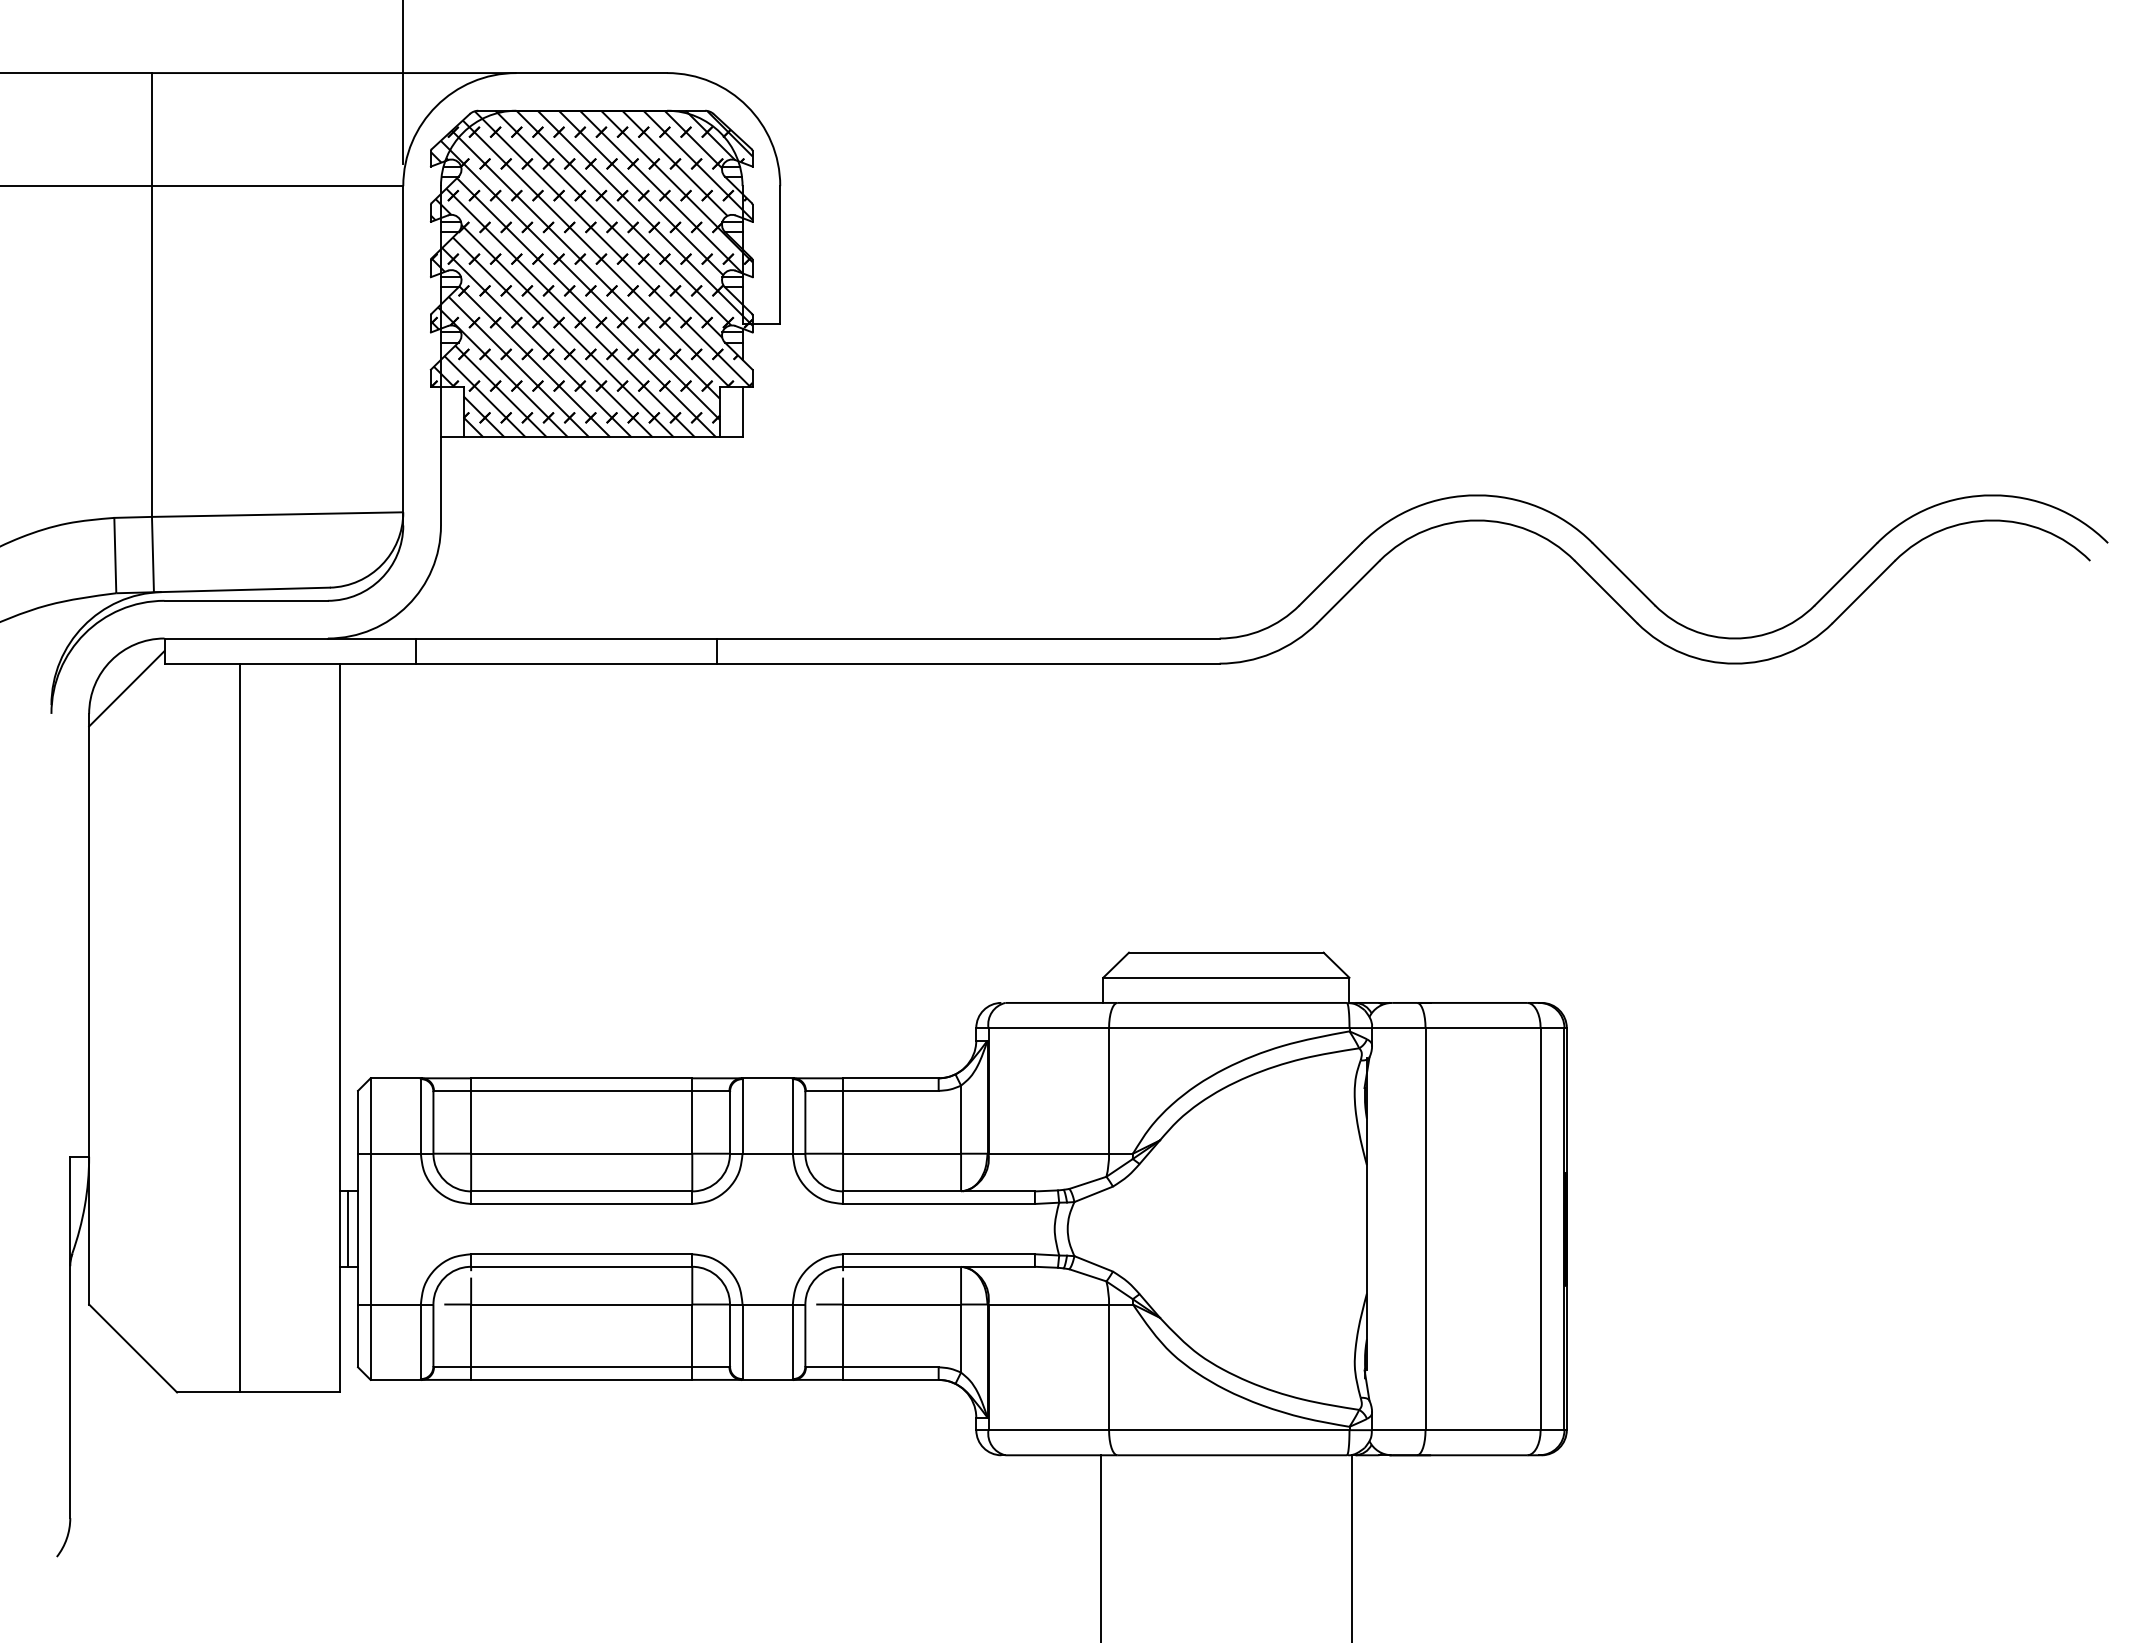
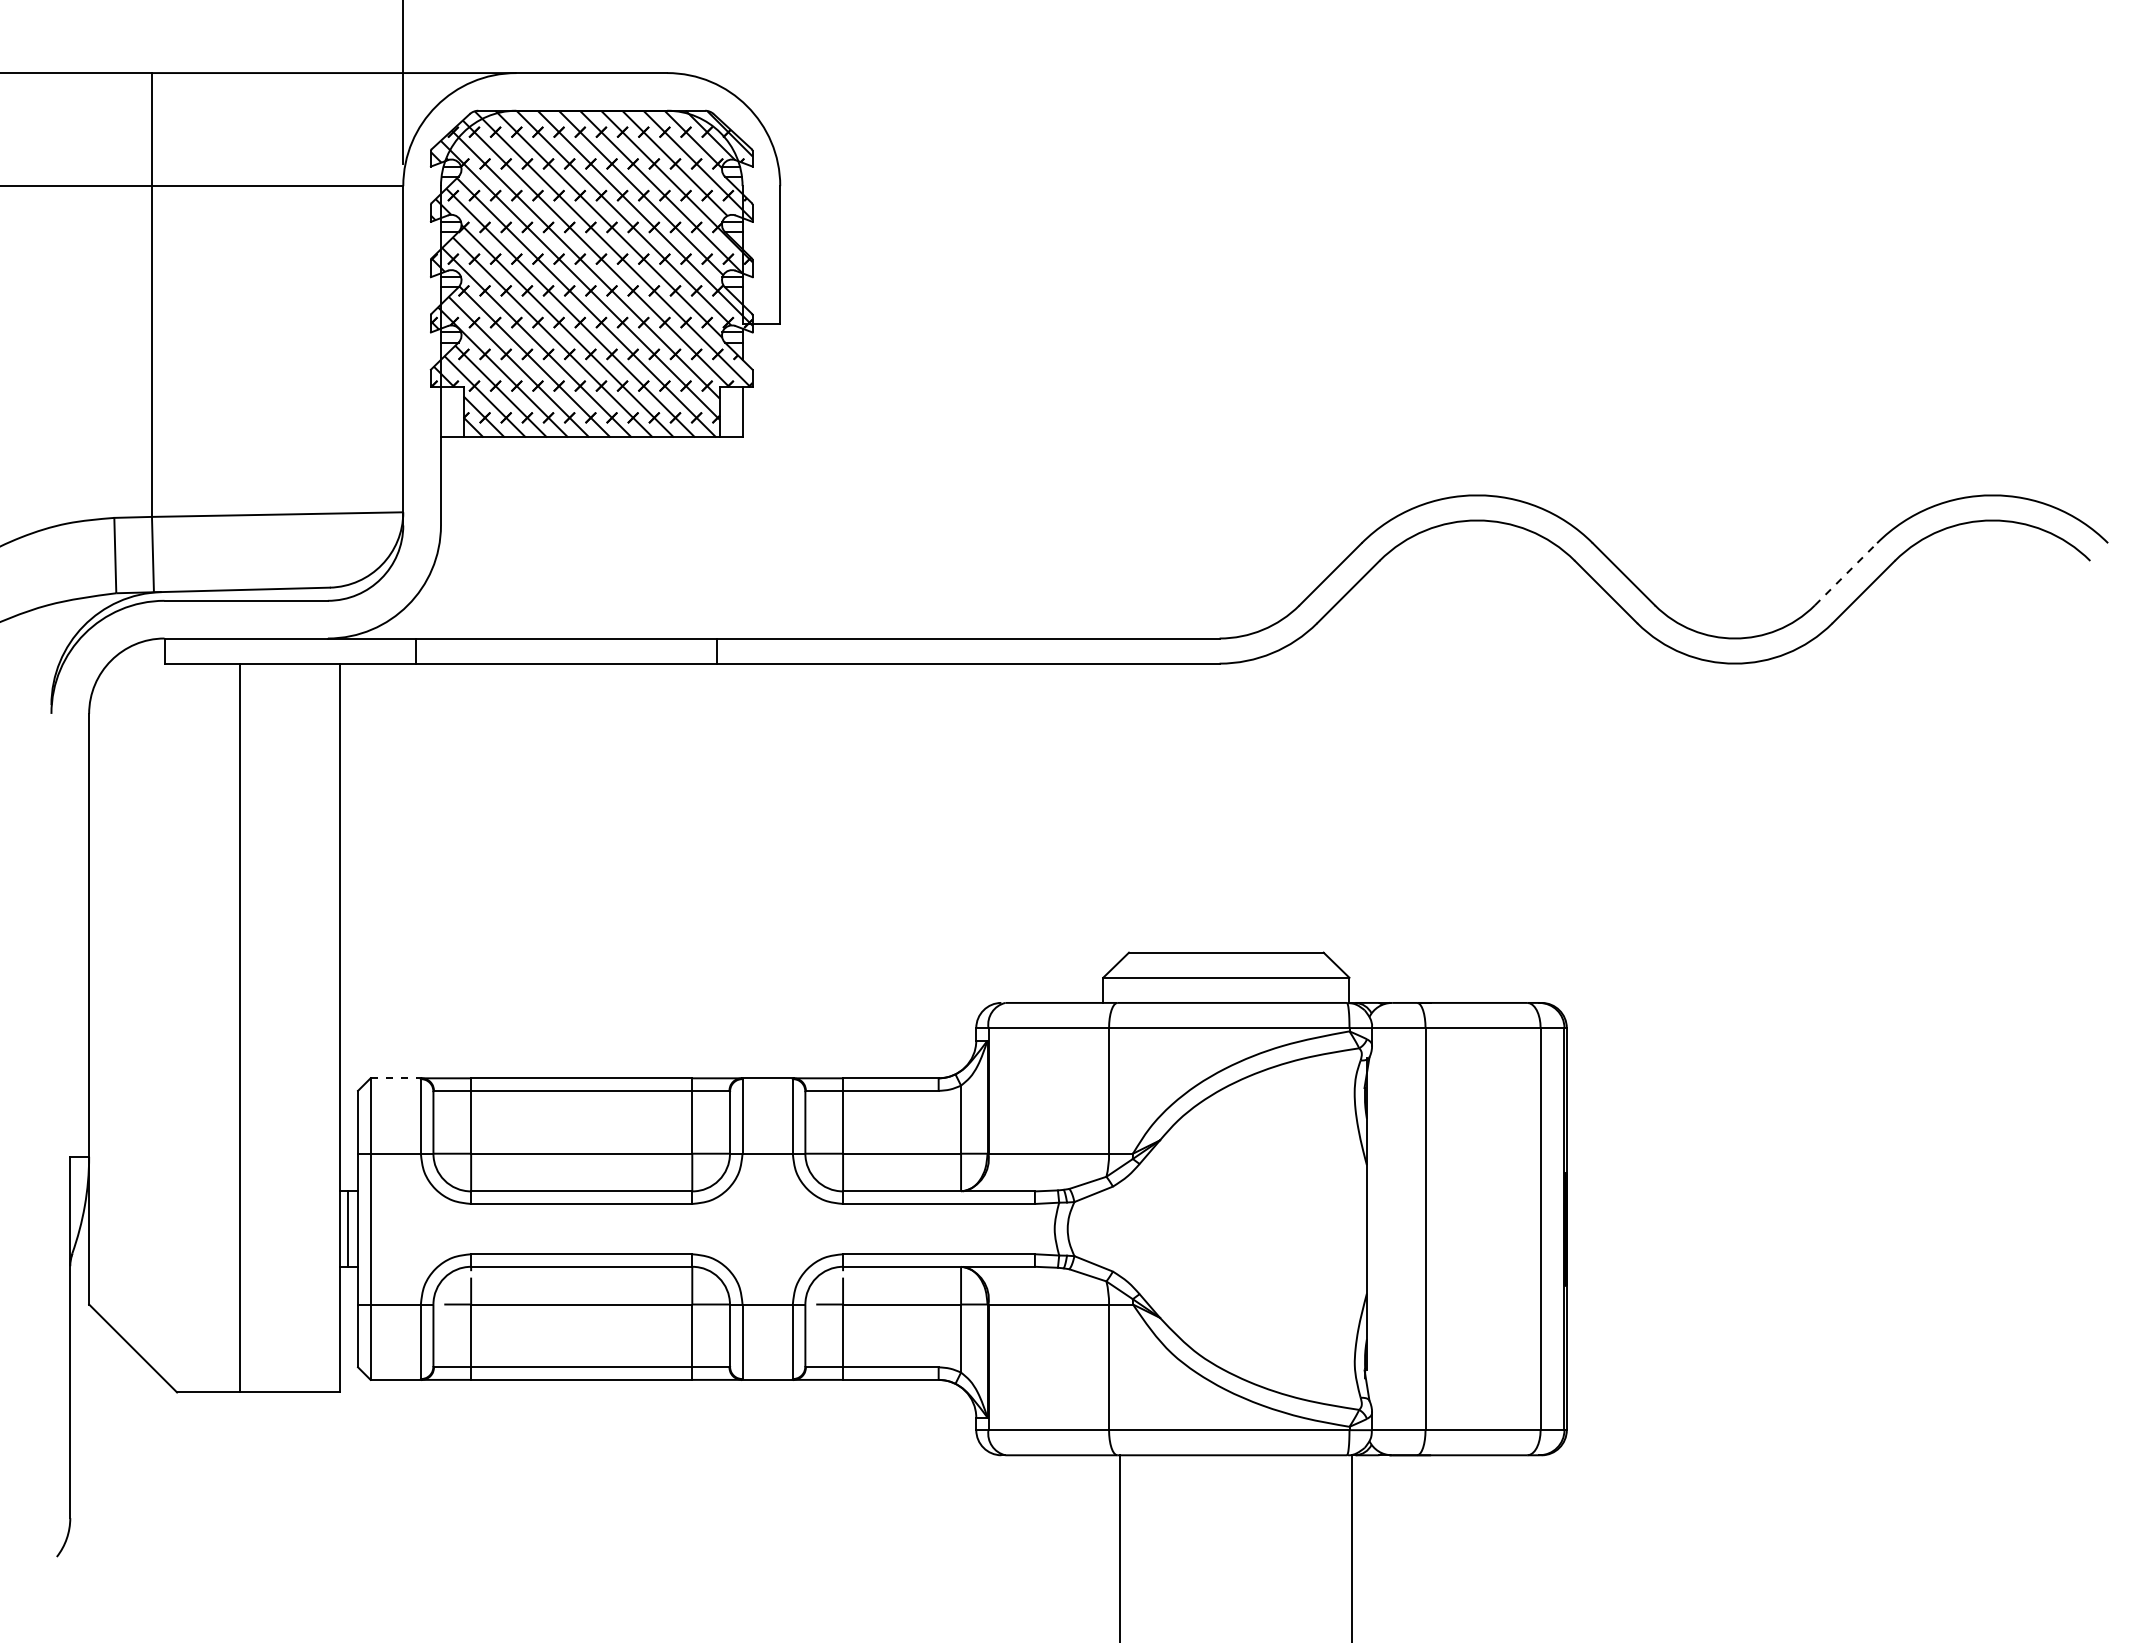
line: solid -> dashed (1846, 574)
line: present -> none (126, 688)
line: solid -> dashed (396, 1078)
line position: (1100, 1547) -> (1119, 1547) (1119, 1547)
